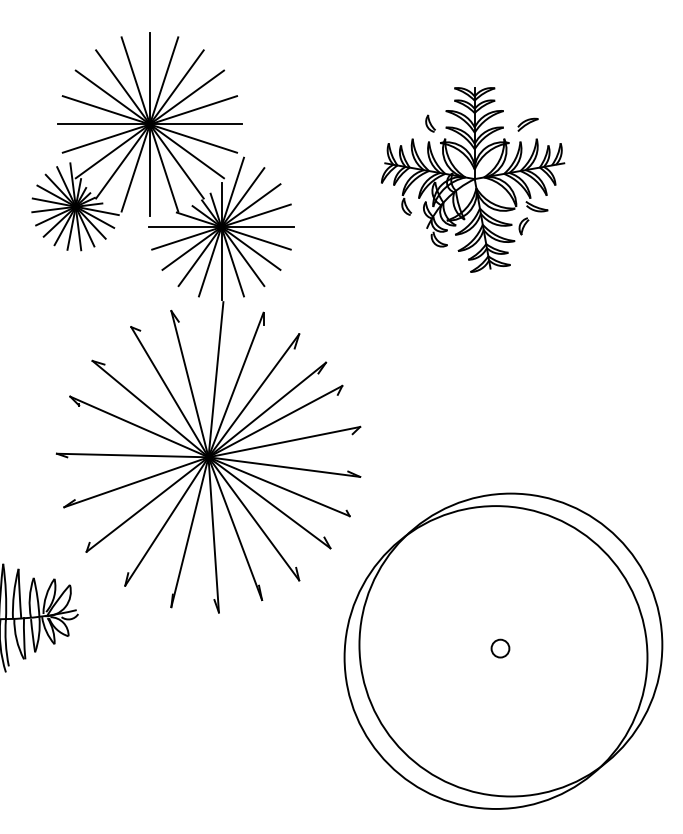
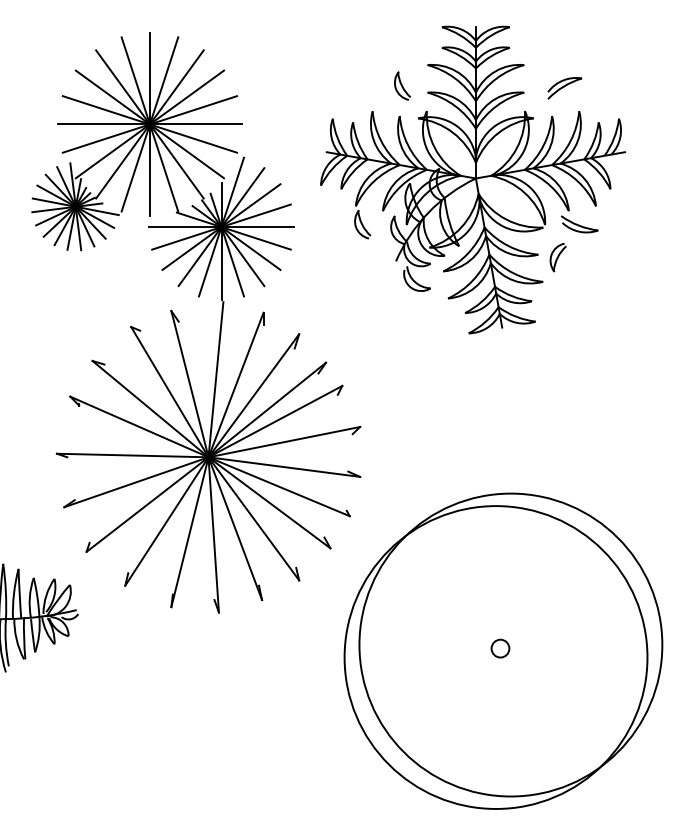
part size: 185x186 px -> 306x310 px (472, 179)
